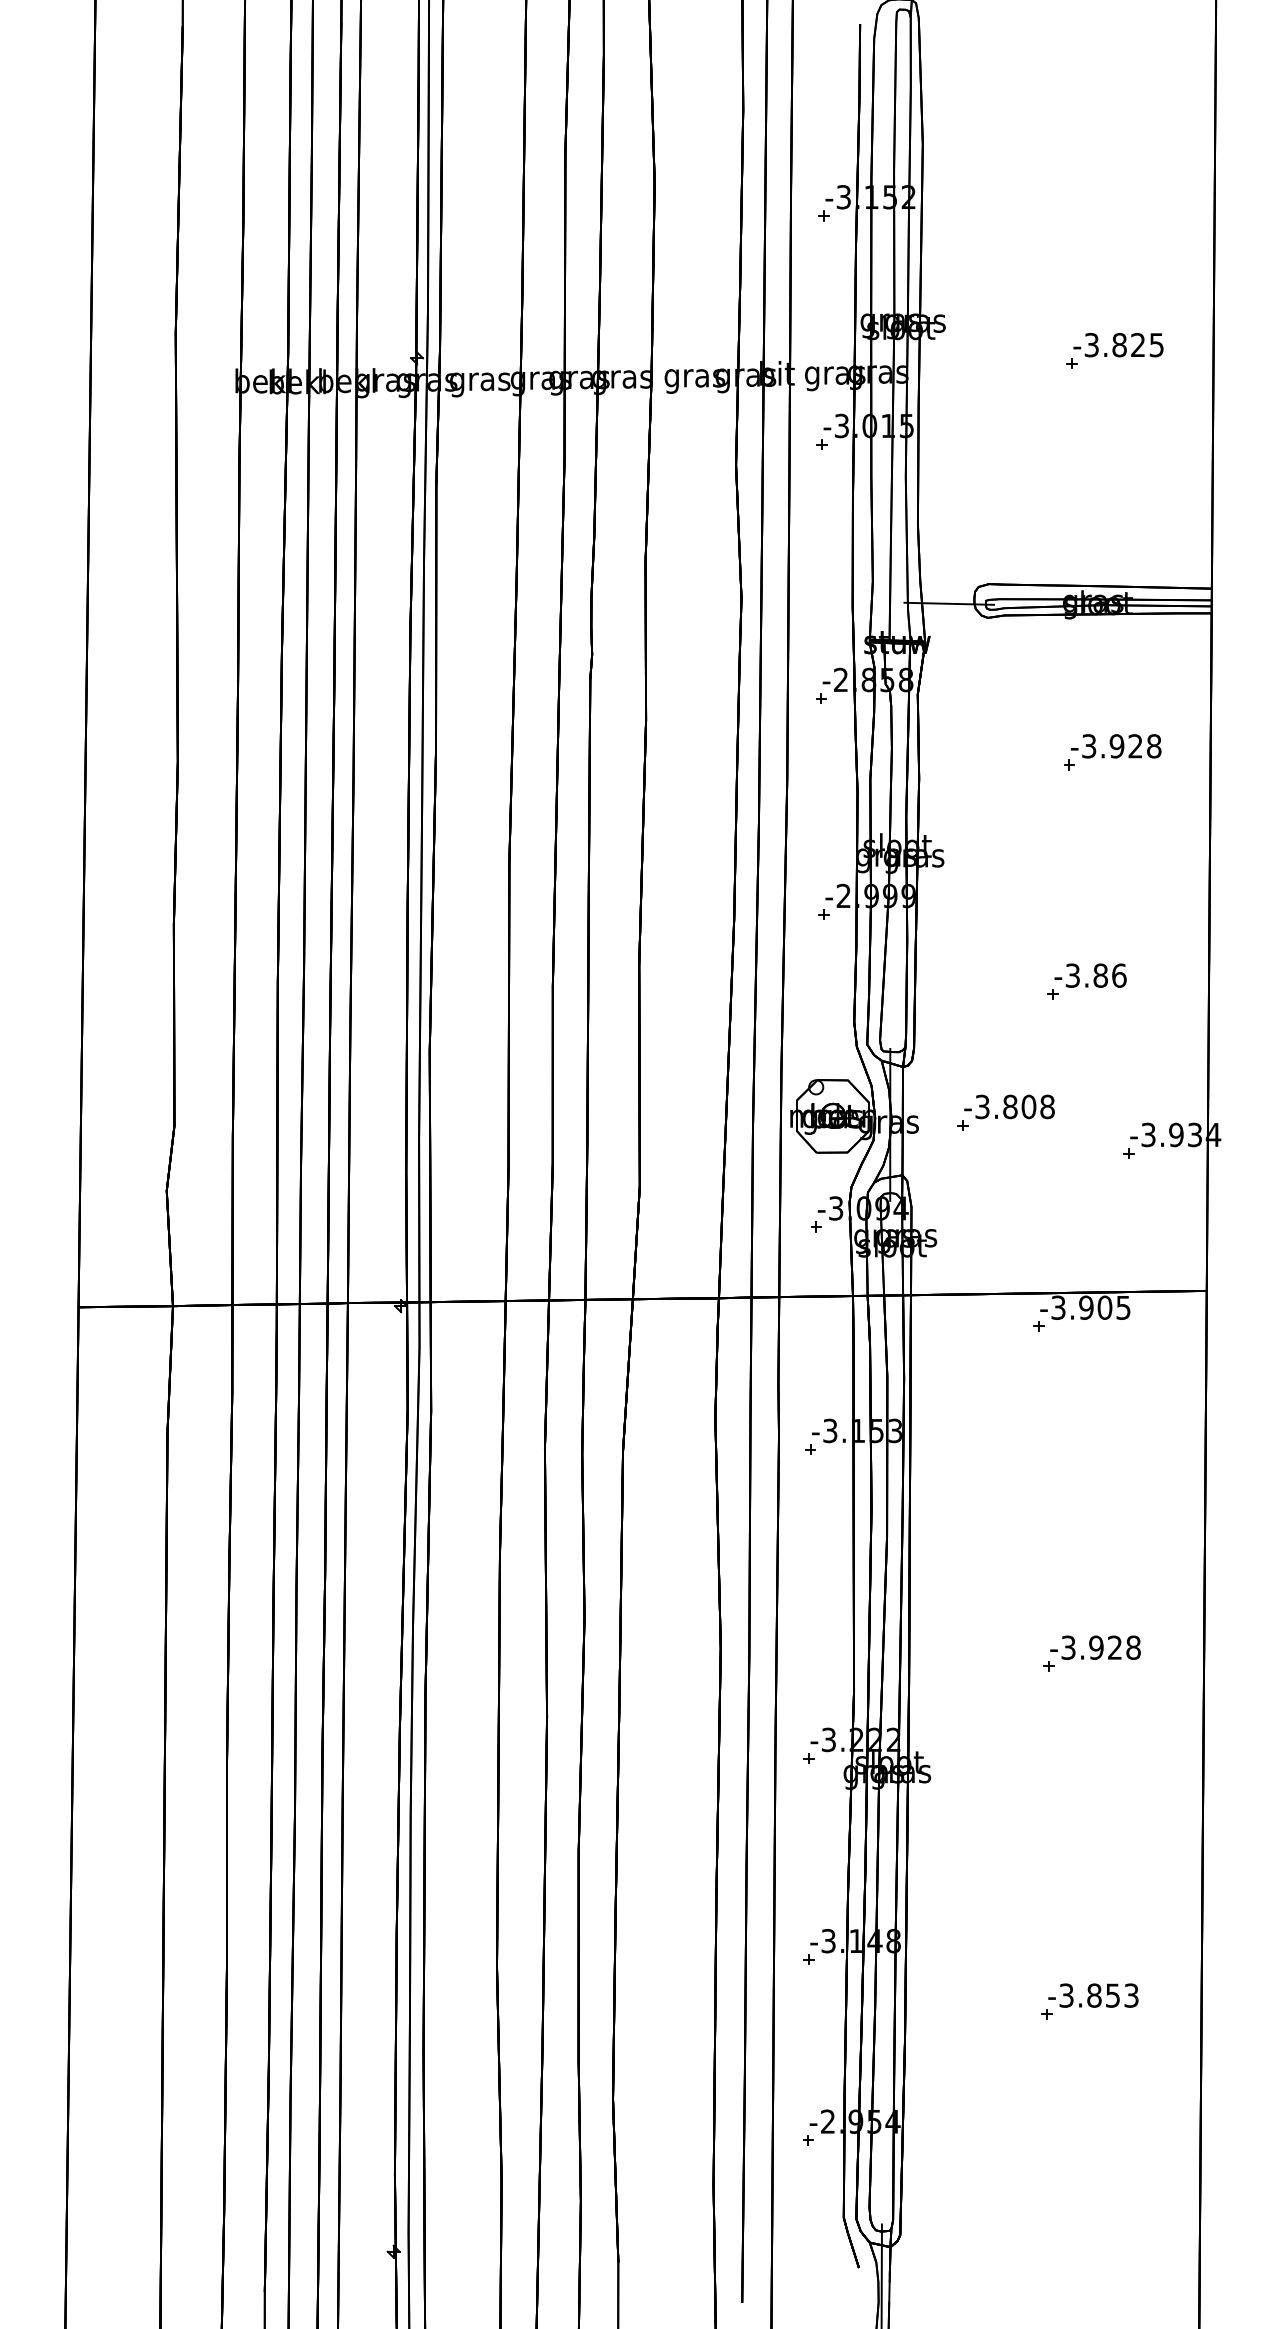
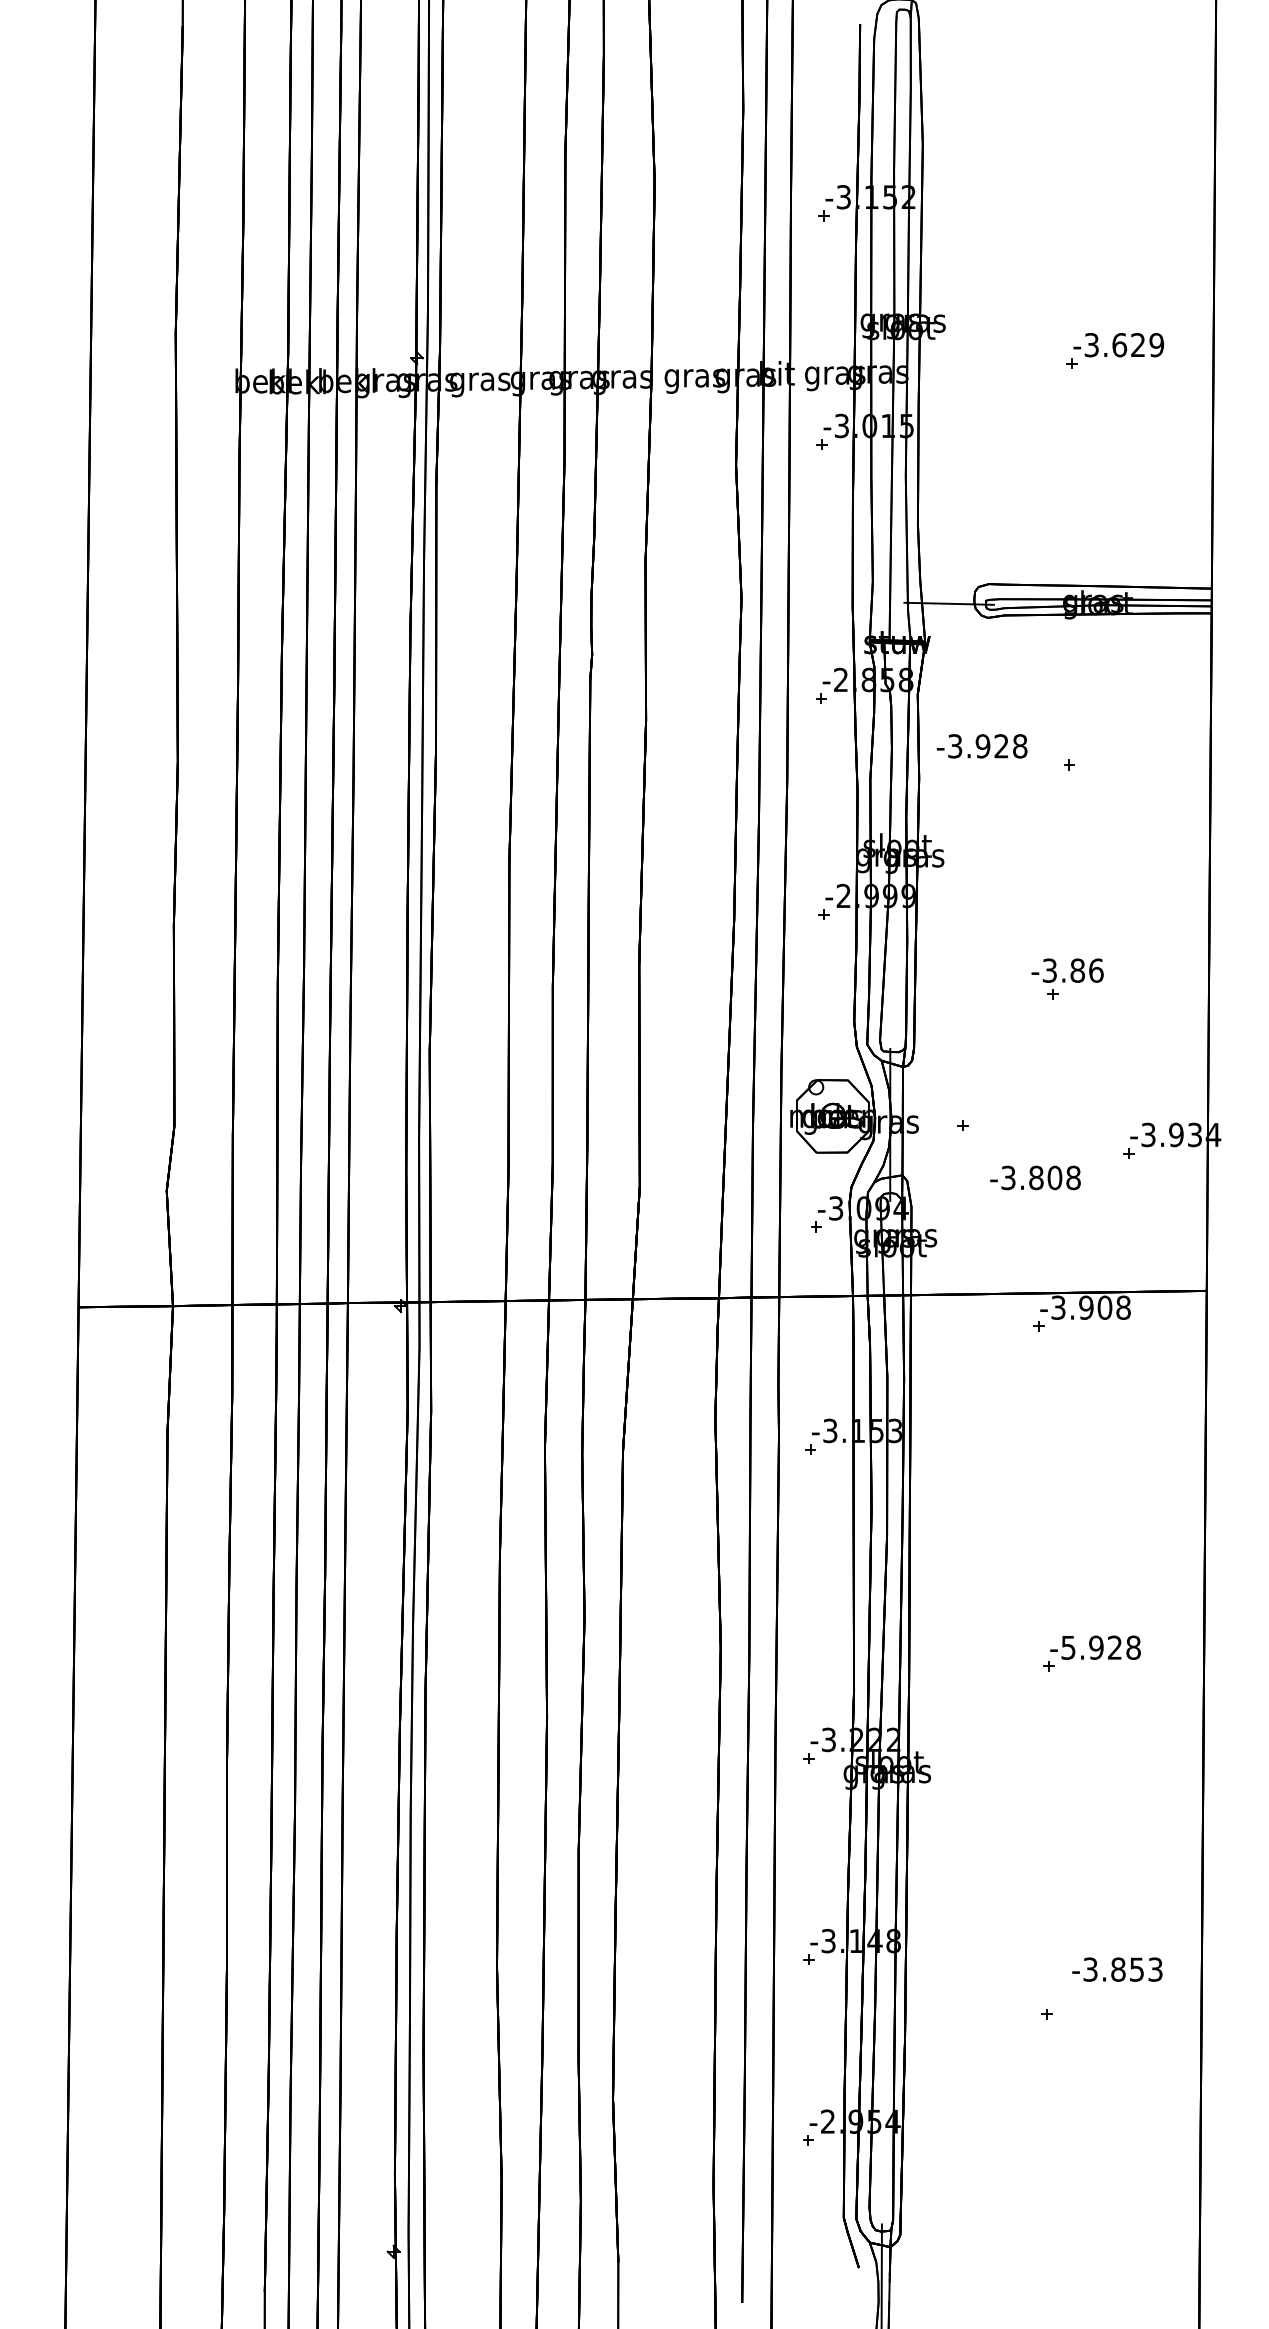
text: -3.825 -> -3.629 (1137, 344)
text position: (1115, 746) -> (981, 746) (981, 746)
text position: (1090, 975) -> (1067, 970) (1067, 970)
text position: (1009, 1106) -> (1035, 1177) (1035, 1177)
text: -3.905 -> -3.908 (1123, 1307)
text: -3.928 -> -5.928 (1068, 1647)
text position: (1093, 1995) -> (1117, 1969) (1117, 1969)
